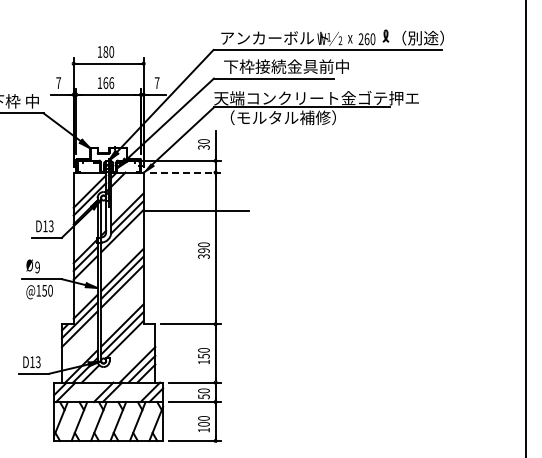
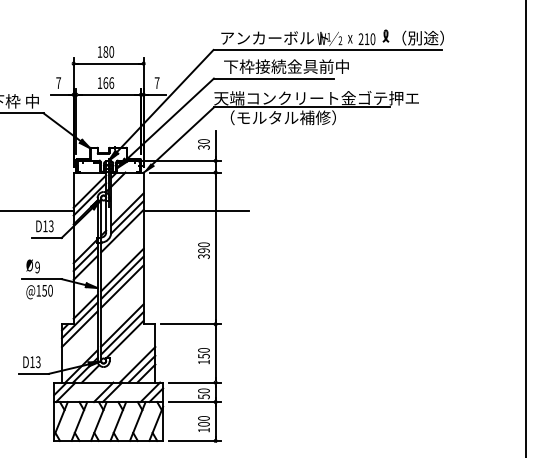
text: 260 -> 210 (366, 39)
line: dashed -> solid (185, 172)
line: none -> present (37, 211)
